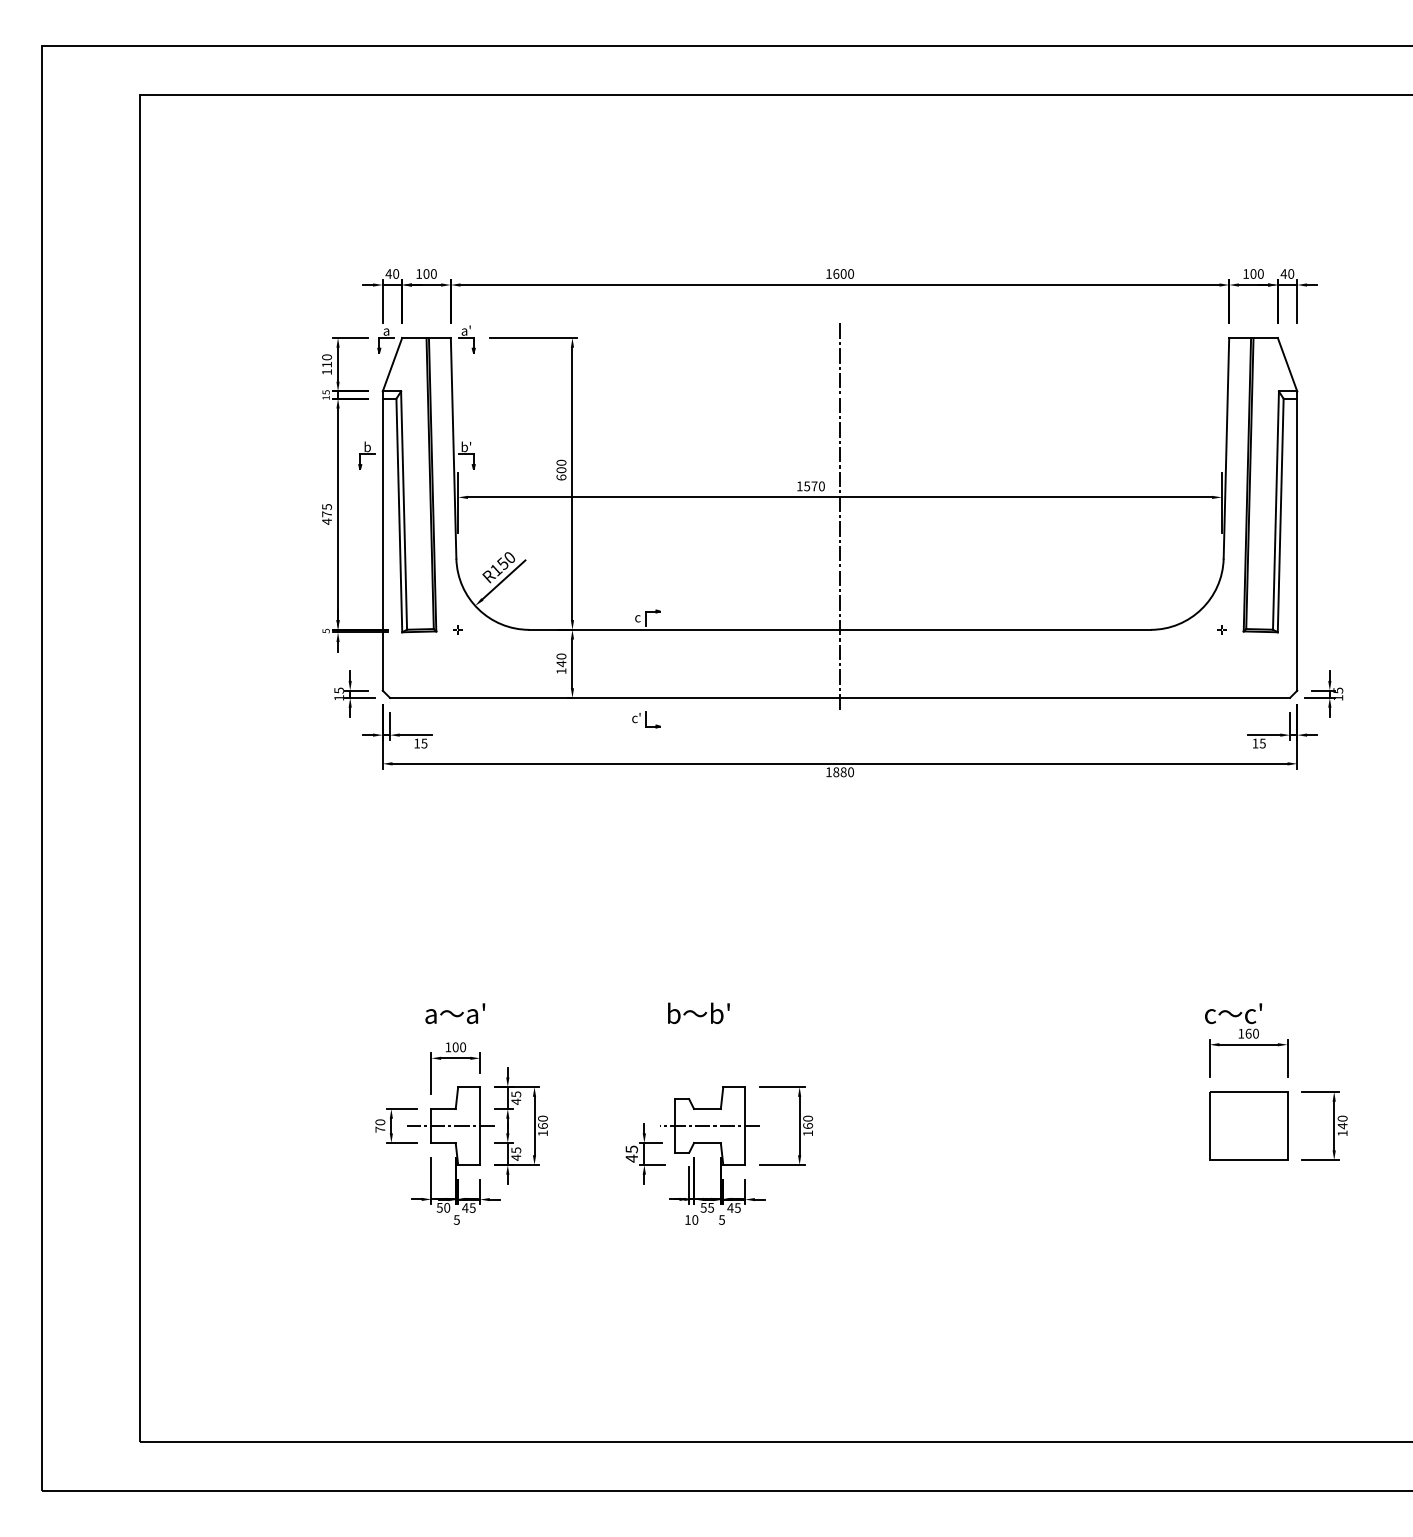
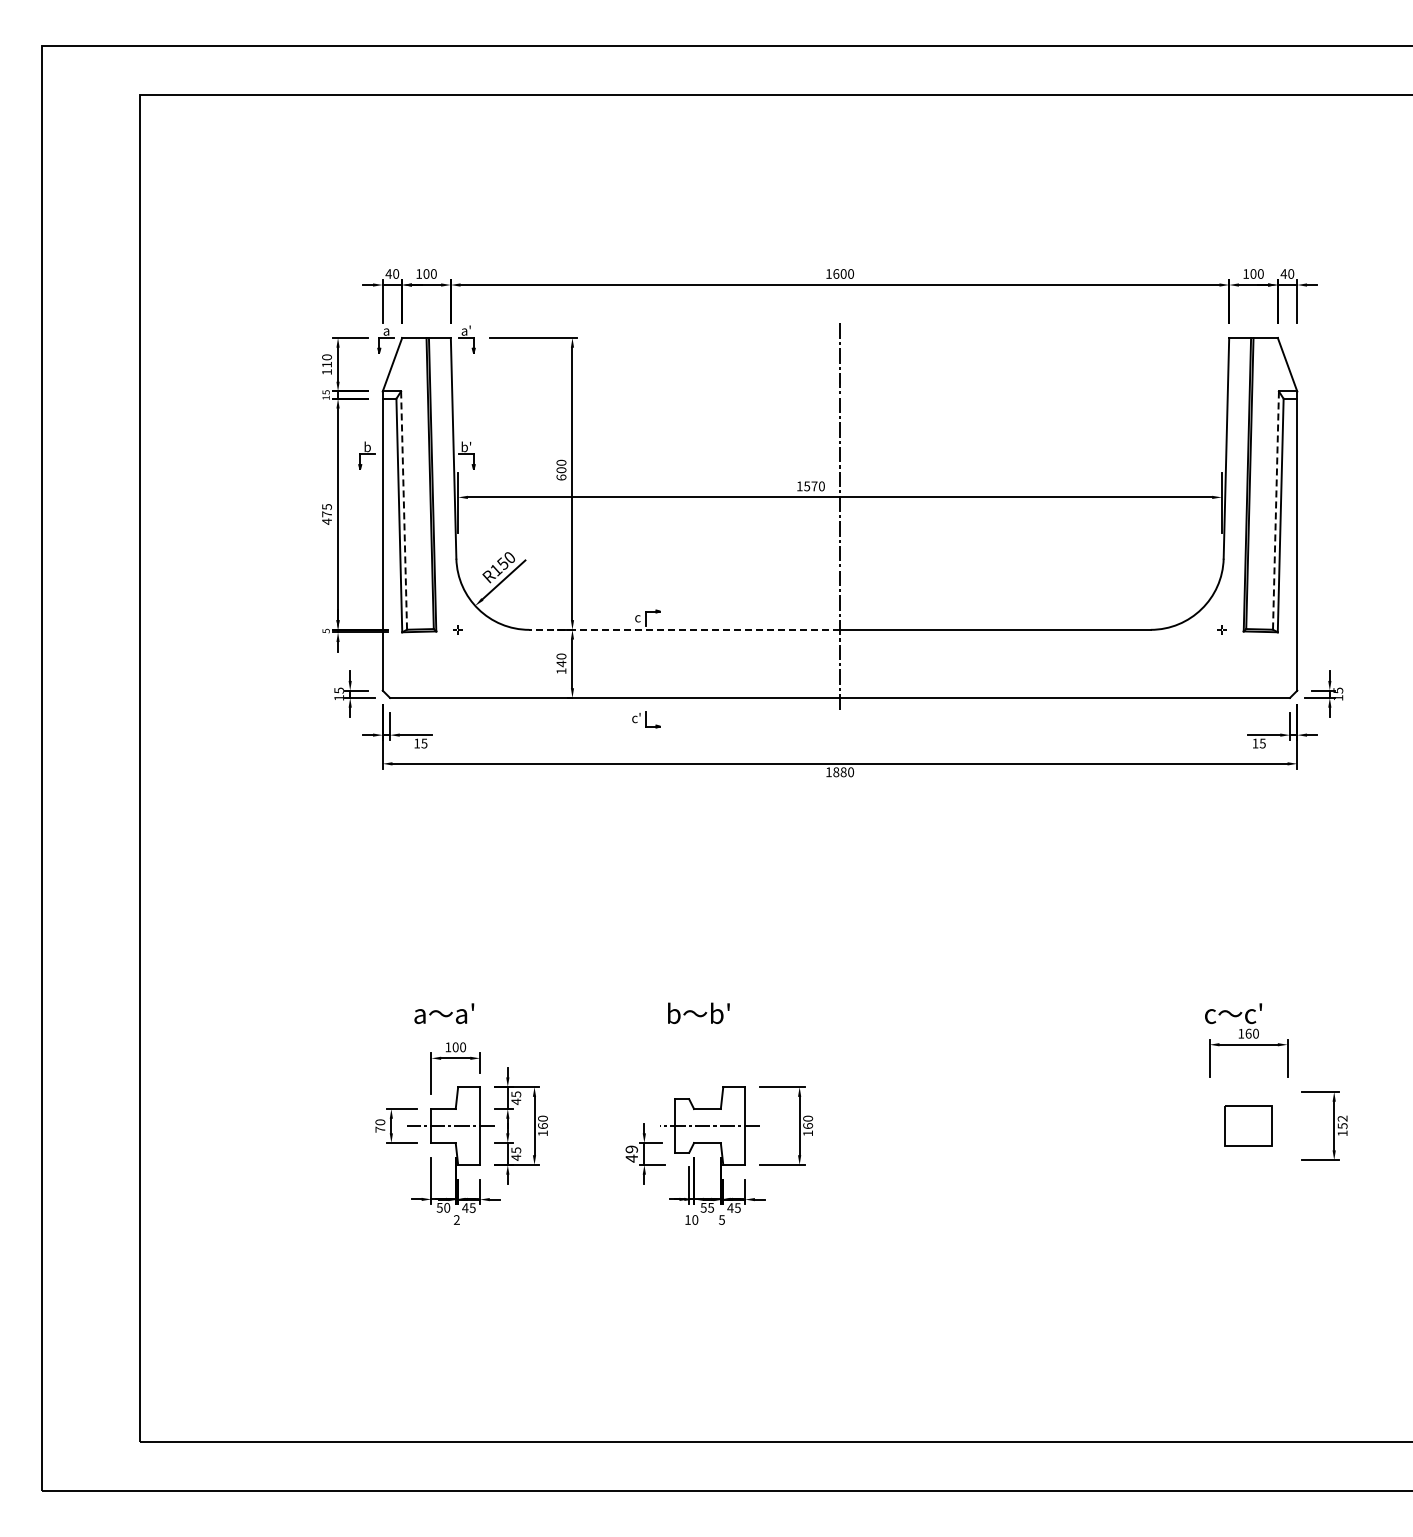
line: solid -> dashed (404, 511)
line: solid -> dashed (1275, 511)
line: solid -> dashed (684, 629)
text position: (455, 1013) -> (444, 1013) (444, 1013)
text: 140 -> 152 (1342, 1122)
part size: 80x70 px -> 49x42 px (1248, 1125)
text: 45 -> 49 (631, 1149)
text: 5 -> 2 (456, 1219)
